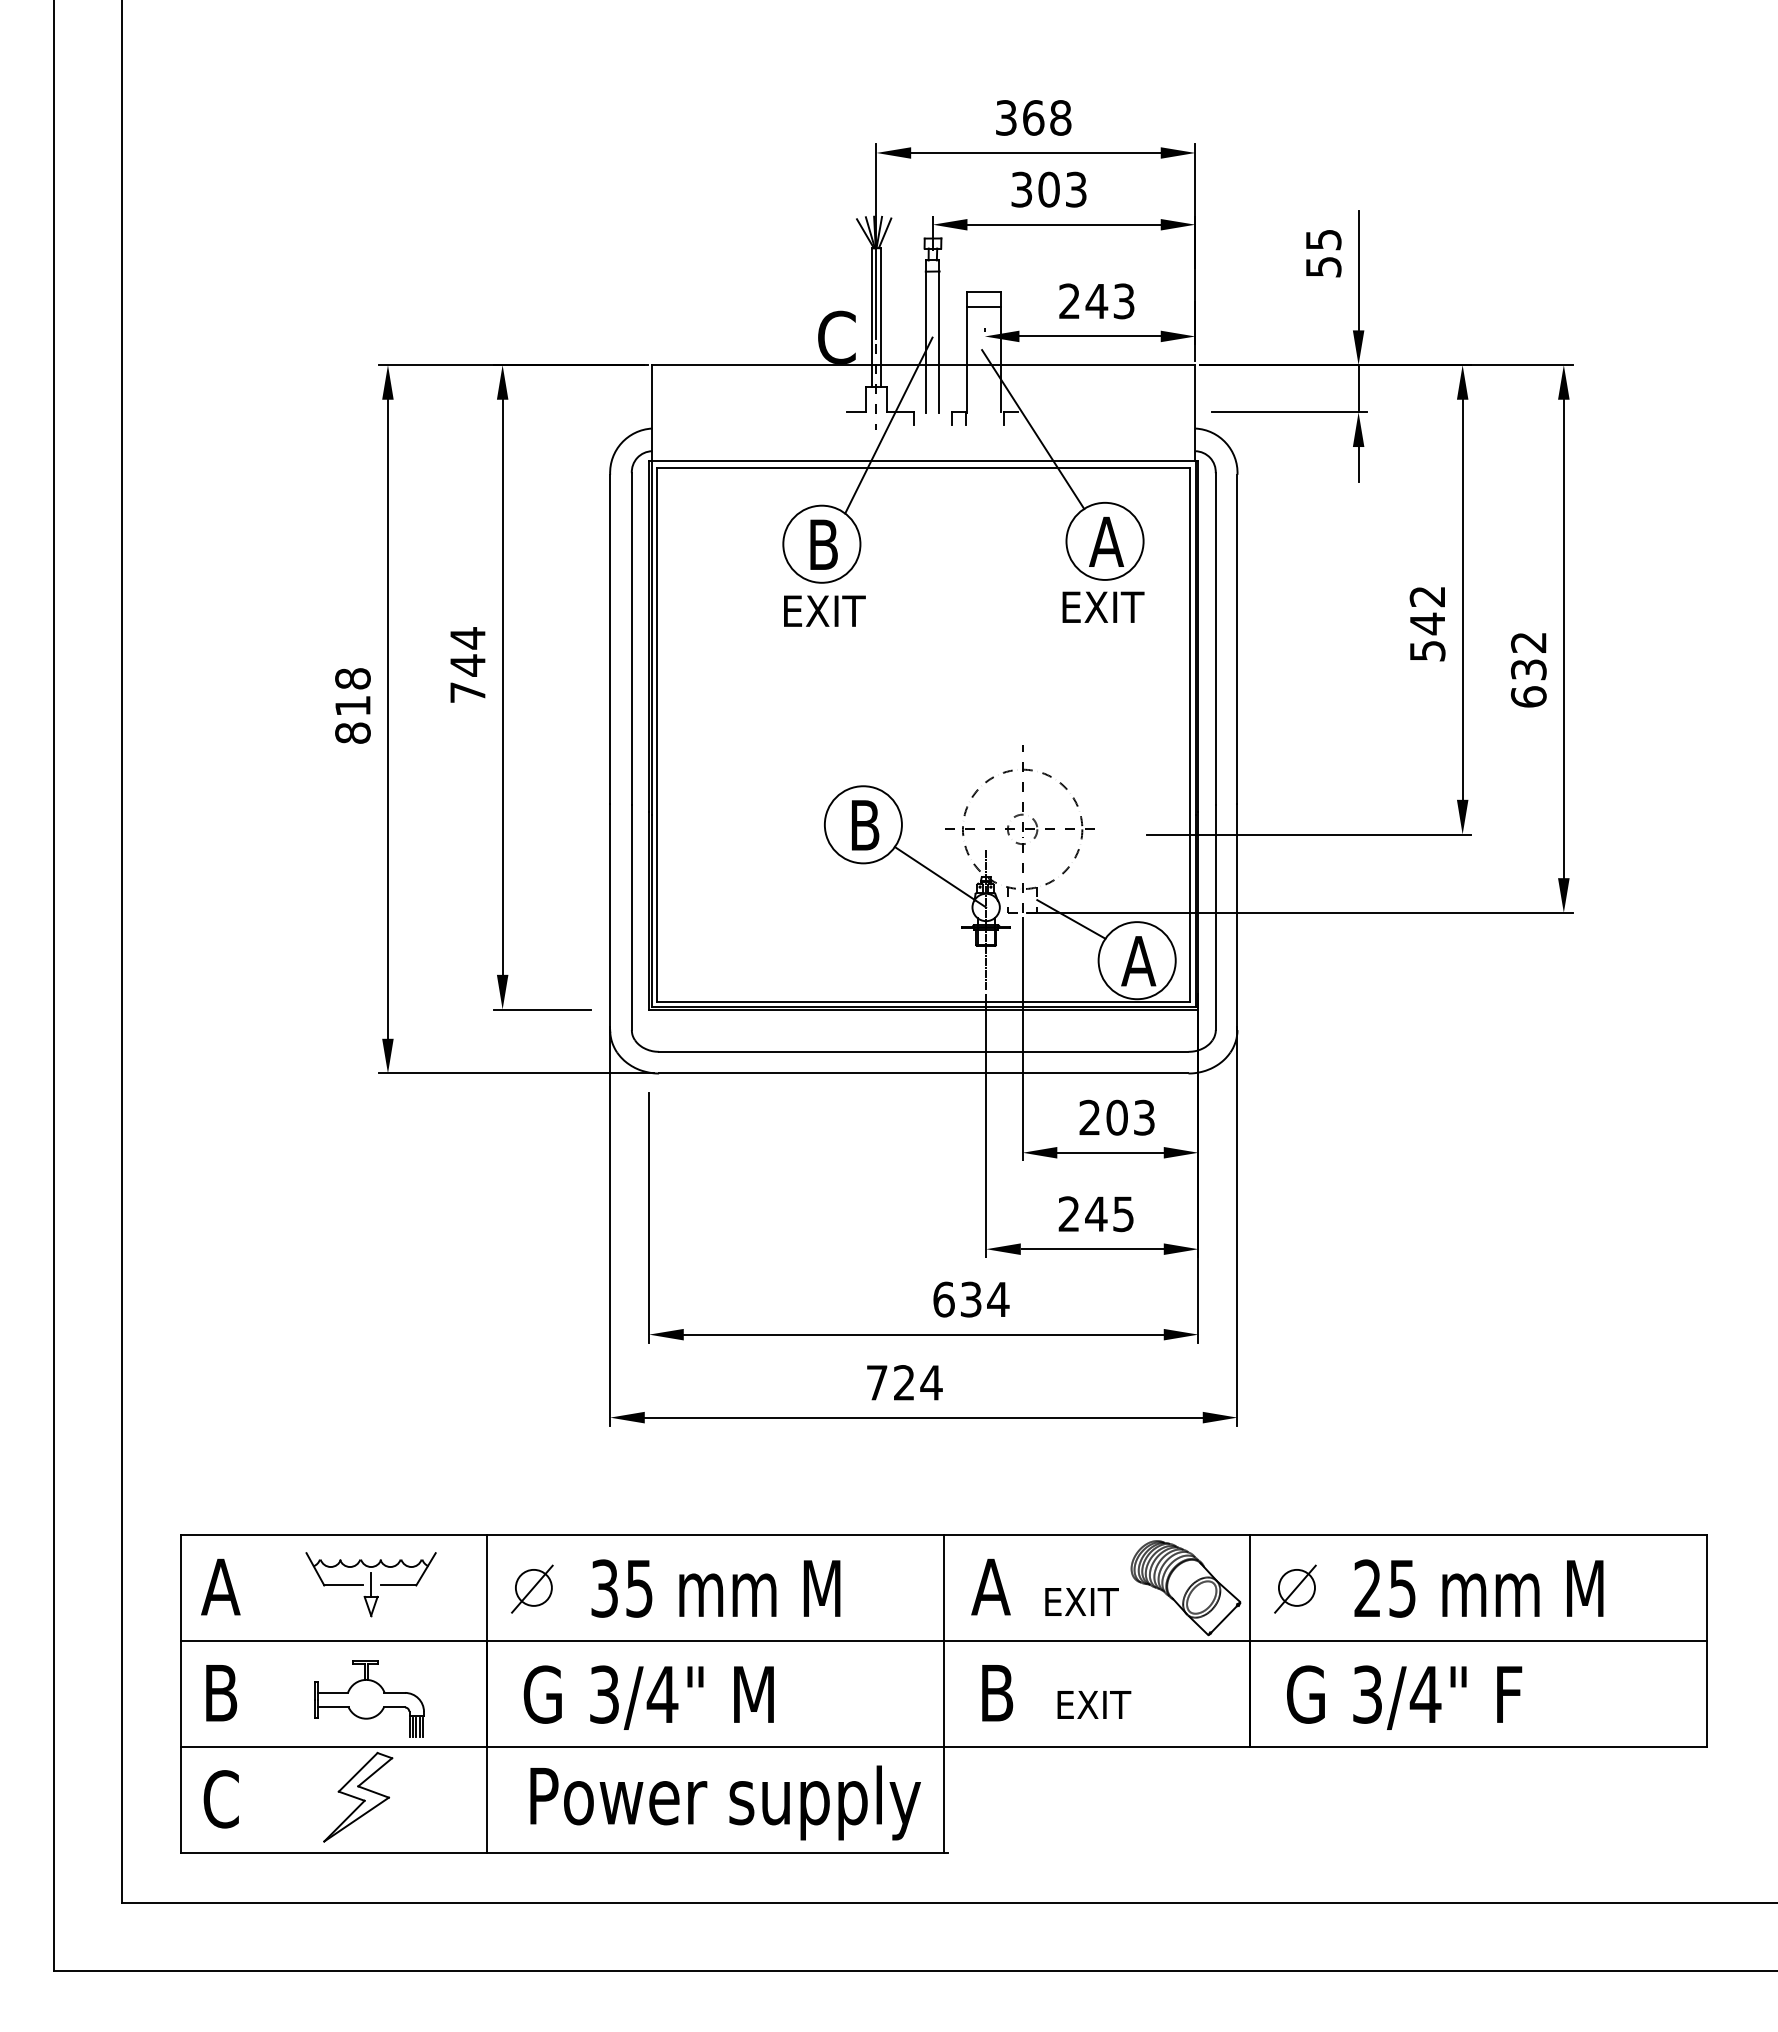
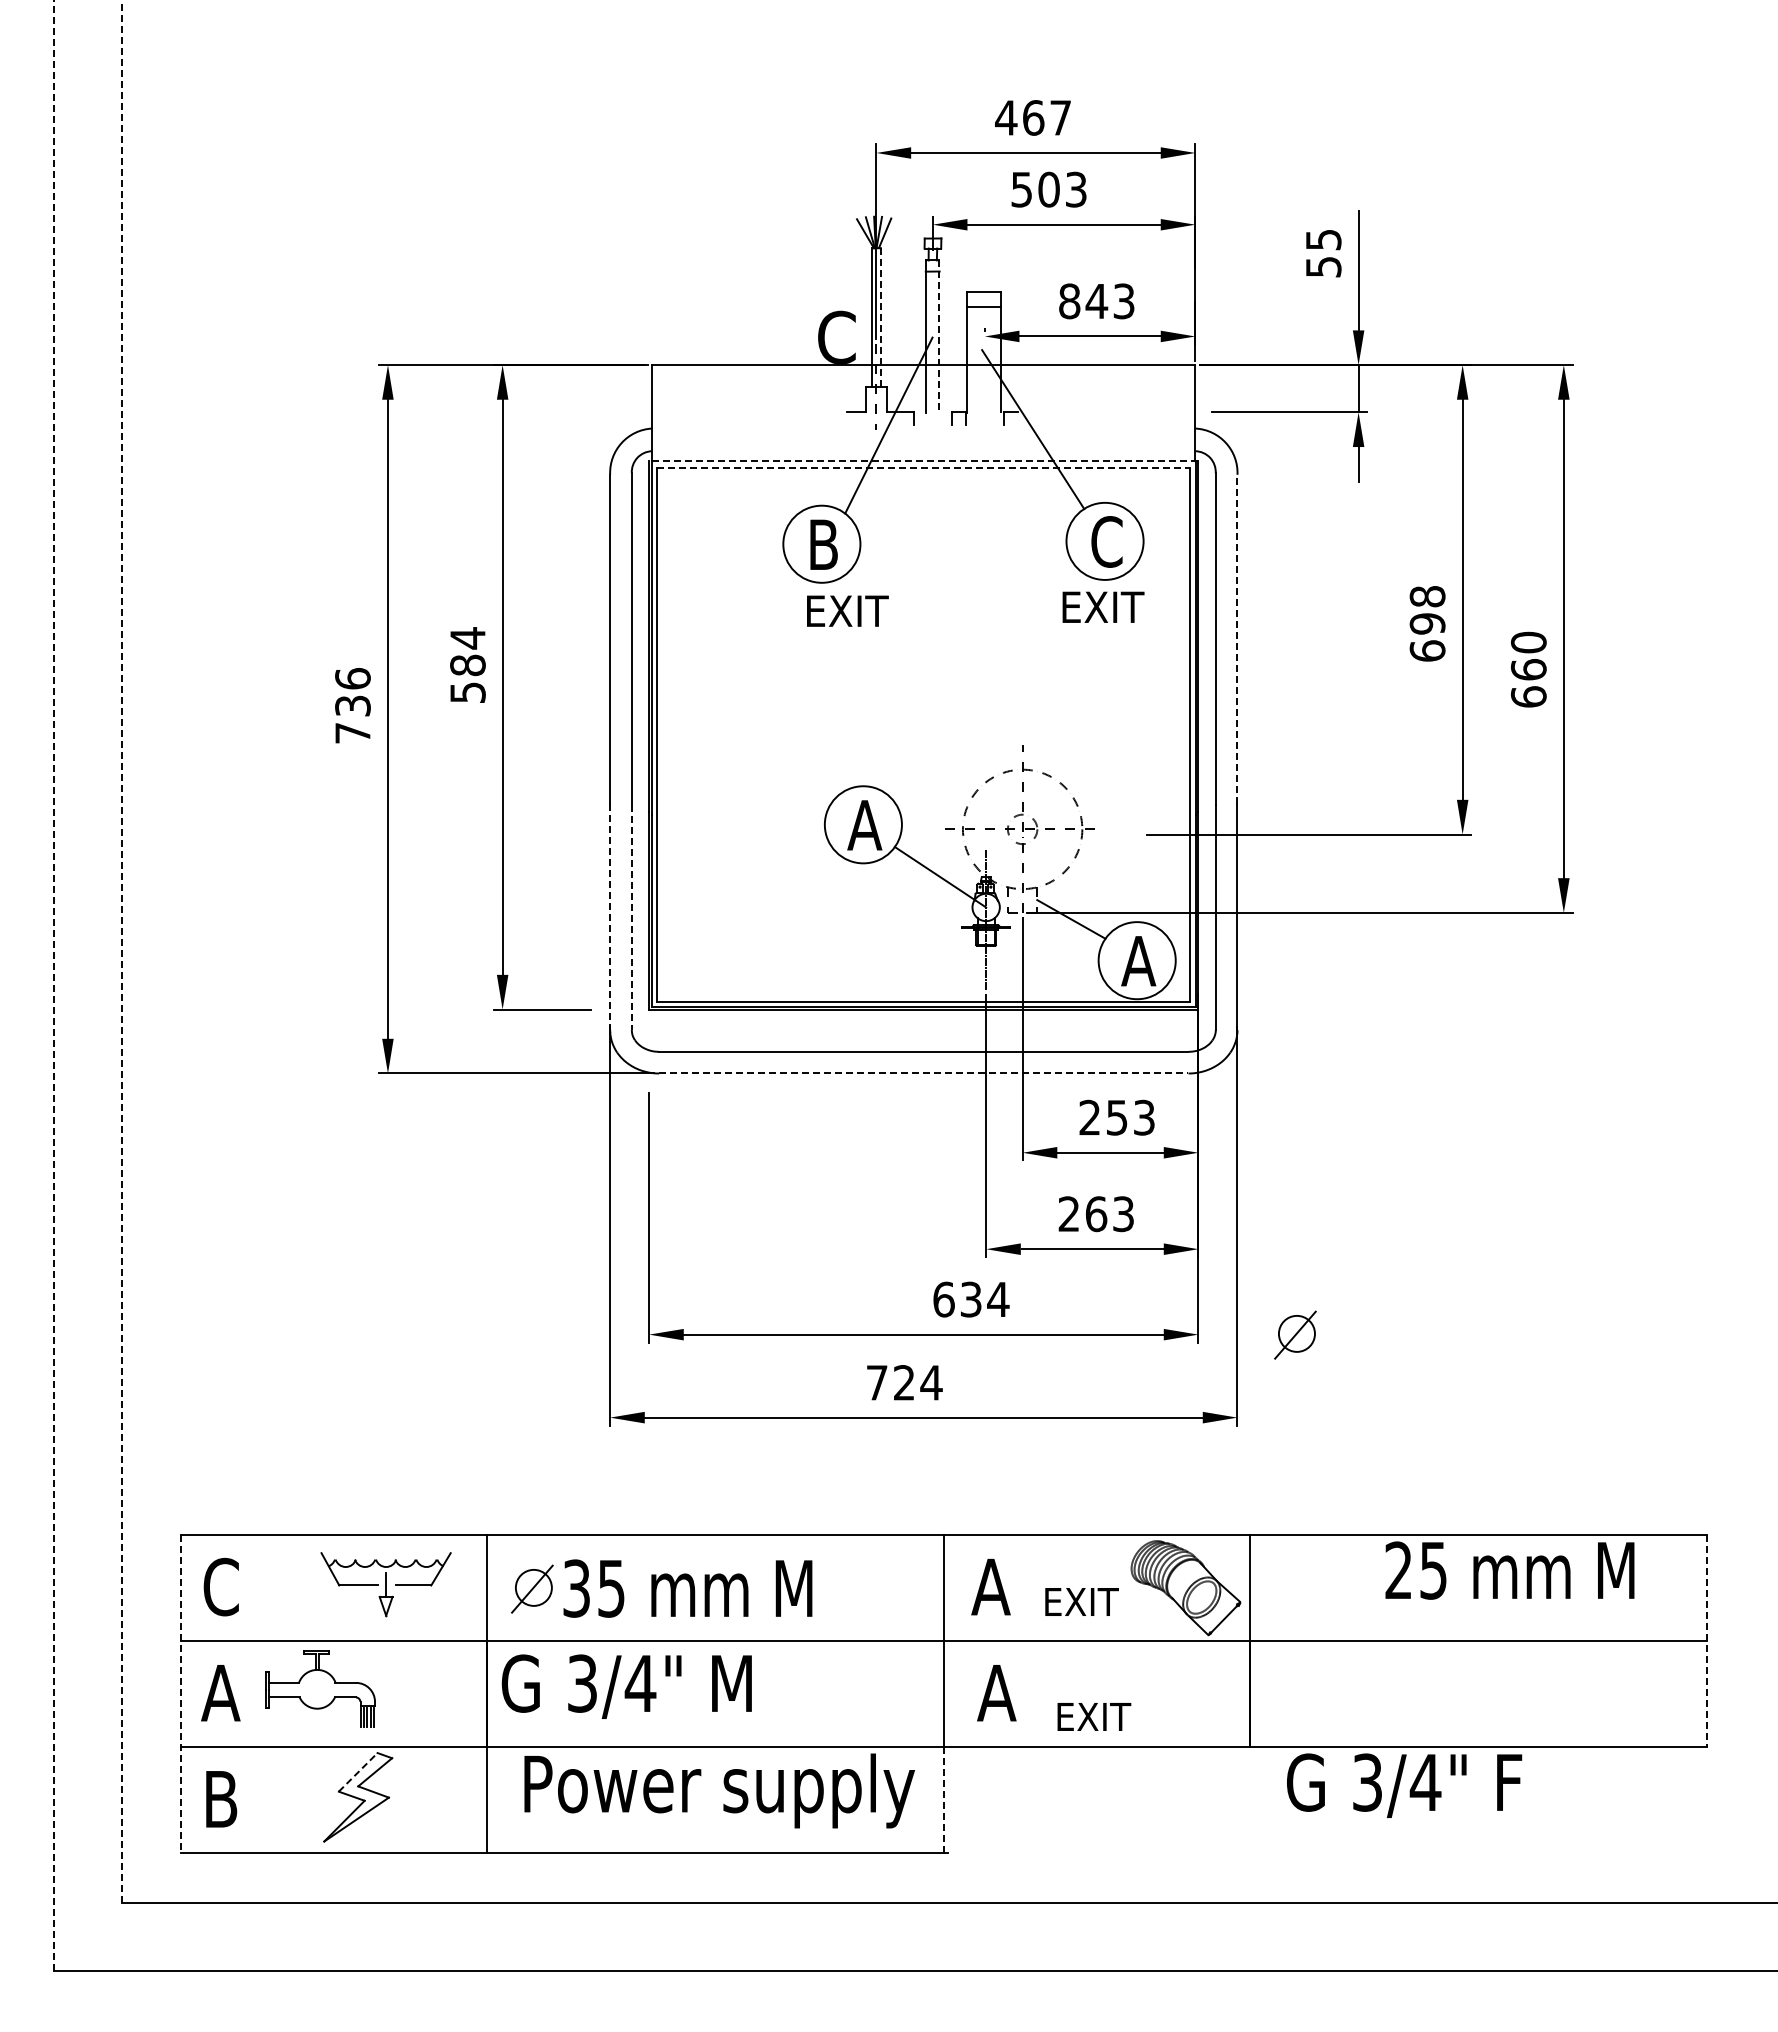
text: 368 -> 467 (1033, 117)
text: 303 -> 503 (1022, 189)
text: 243 -> 843 (1069, 301)
line: solid -> dashed (880, 316)
line: solid -> dashed (939, 337)
line: solid -> dashed (923, 461)
line: solid -> dashed (924, 467)
text: A -> C (1106, 541)
text position: (824, 610) -> (847, 610) (847, 610)
text: 542 -> 698 (1427, 623)
line: solid -> dashed (1237, 639)
text: 632 -> 660 (1528, 655)
text: 744 -> 584 (467, 678)
text: 818 -> 736 (352, 705)
text: B -> A (864, 825)
line: solid -> dashed (610, 917)
line: solid -> dashed (631, 917)
line: solid -> dashed (121, 951)
line: solid -> dashed (53, 985)
line: solid -> dashed (923, 1073)
text: 203 -> 253 (1116, 1117)
text: 245 -> 263 (1109, 1214)
part position: (370, 1584) -> (385, 1584) (385, 1584)
text: A -> C (220, 1586)
text position: (715, 1588) -> (687, 1588) (687, 1588)
part position: (1295, 1588) -> (1295, 1334) (1295, 1334)
text position: (1478, 1588) -> (1509, 1570) (1509, 1570)
line: solid -> dashed (1707, 1641)
text: B -> A (220, 1693)
text: B -> A (996, 1693)
line: solid -> dashed (180, 1694)
text position: (648, 1697) -> (626, 1686) (626, 1686)
text position: (1404, 1697) -> (1404, 1785) (1404, 1785)
part position: (369, 1698) -> (320, 1688) (320, 1688)
text position: (1094, 1704) -> (1094, 1716) (1094, 1716)
line: solid -> dashed (358, 1772)
text: C -> B (220, 1799)
line: solid -> dashed (944, 1800)
text position: (725, 1802) -> (719, 1790) (719, 1790)
